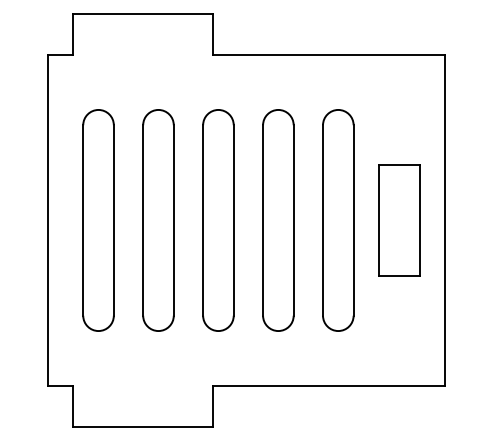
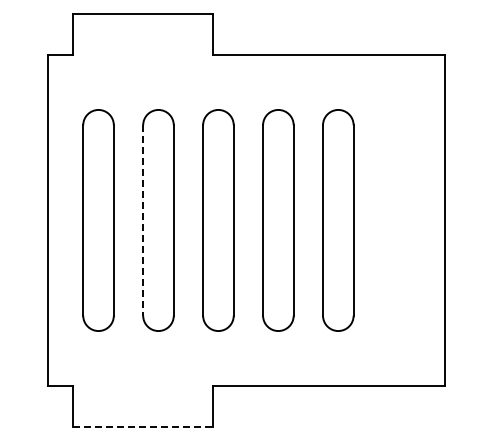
line: solid -> dashed (143, 220)
part: present -> none (399, 220)
line: solid -> dashed (143, 427)
